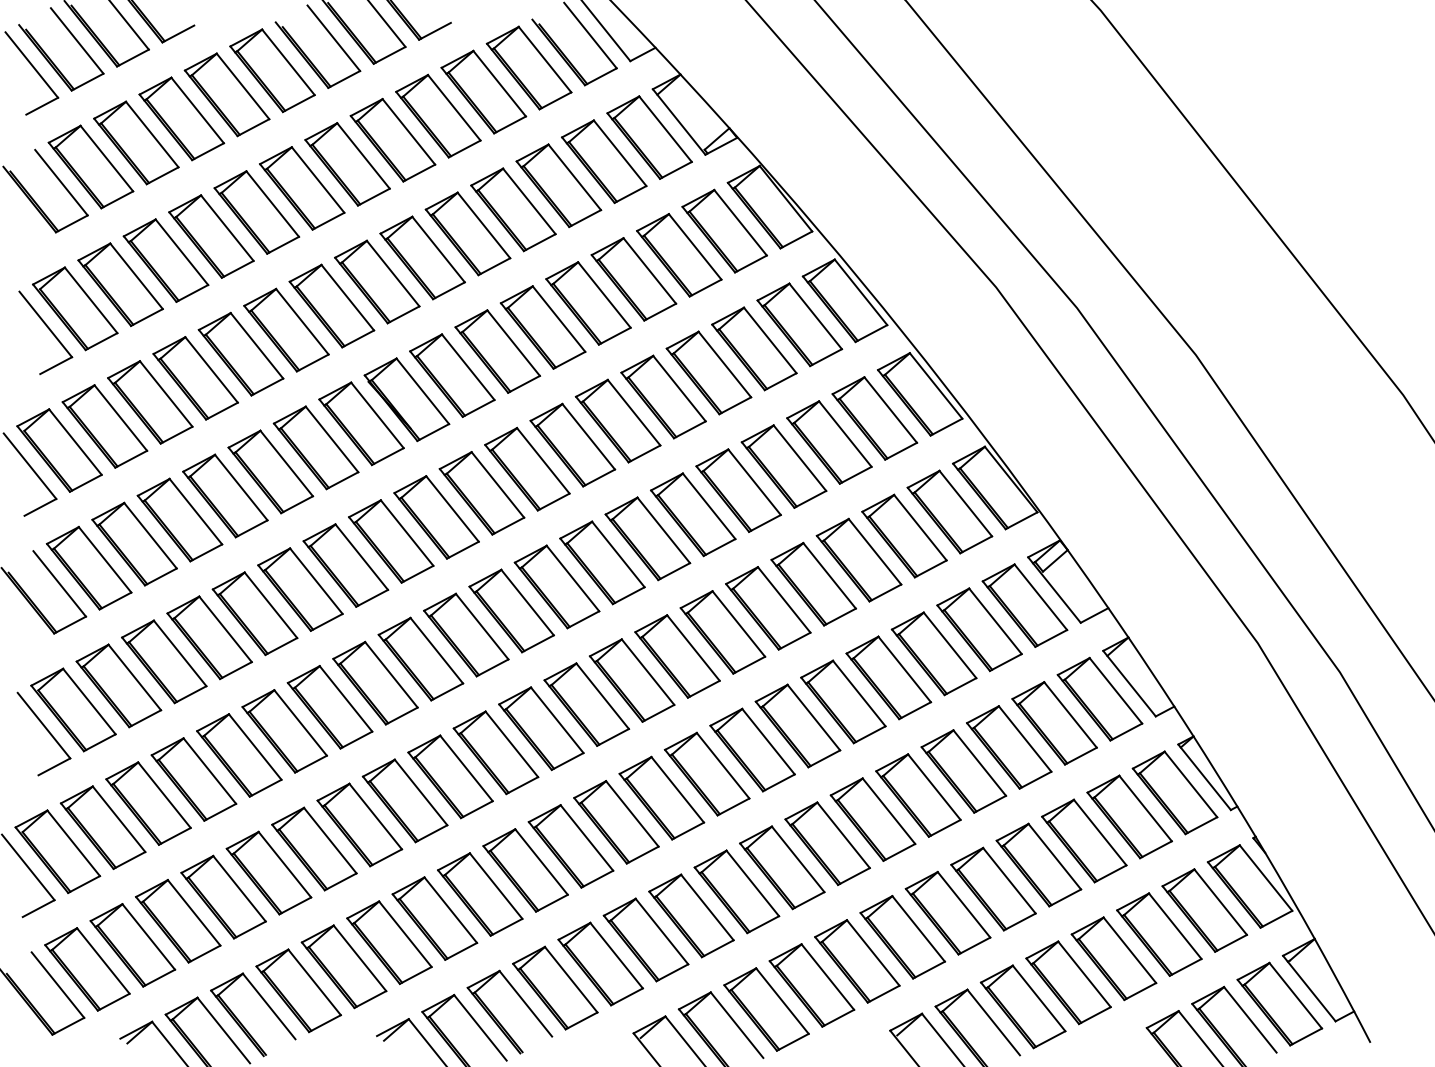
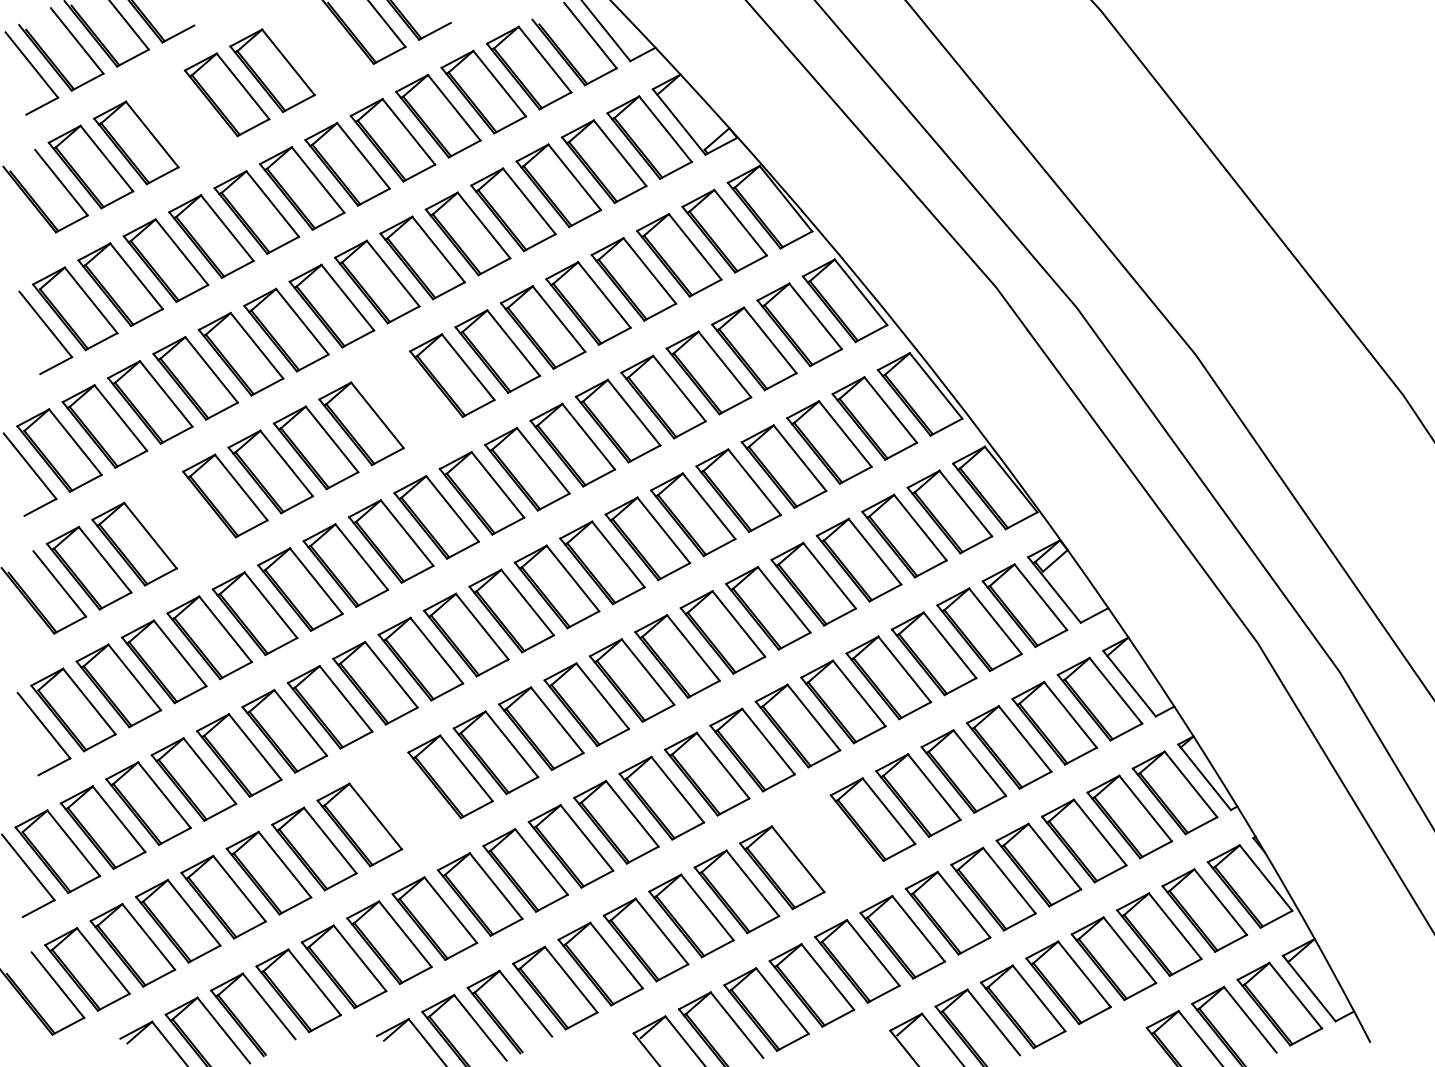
part: present -> none (305, 53)
part: present -> none (181, 118)
part: present -> none (406, 399)
part: present -> none (179, 519)
part: present -> none (404, 800)
part: present -> none (827, 843)
